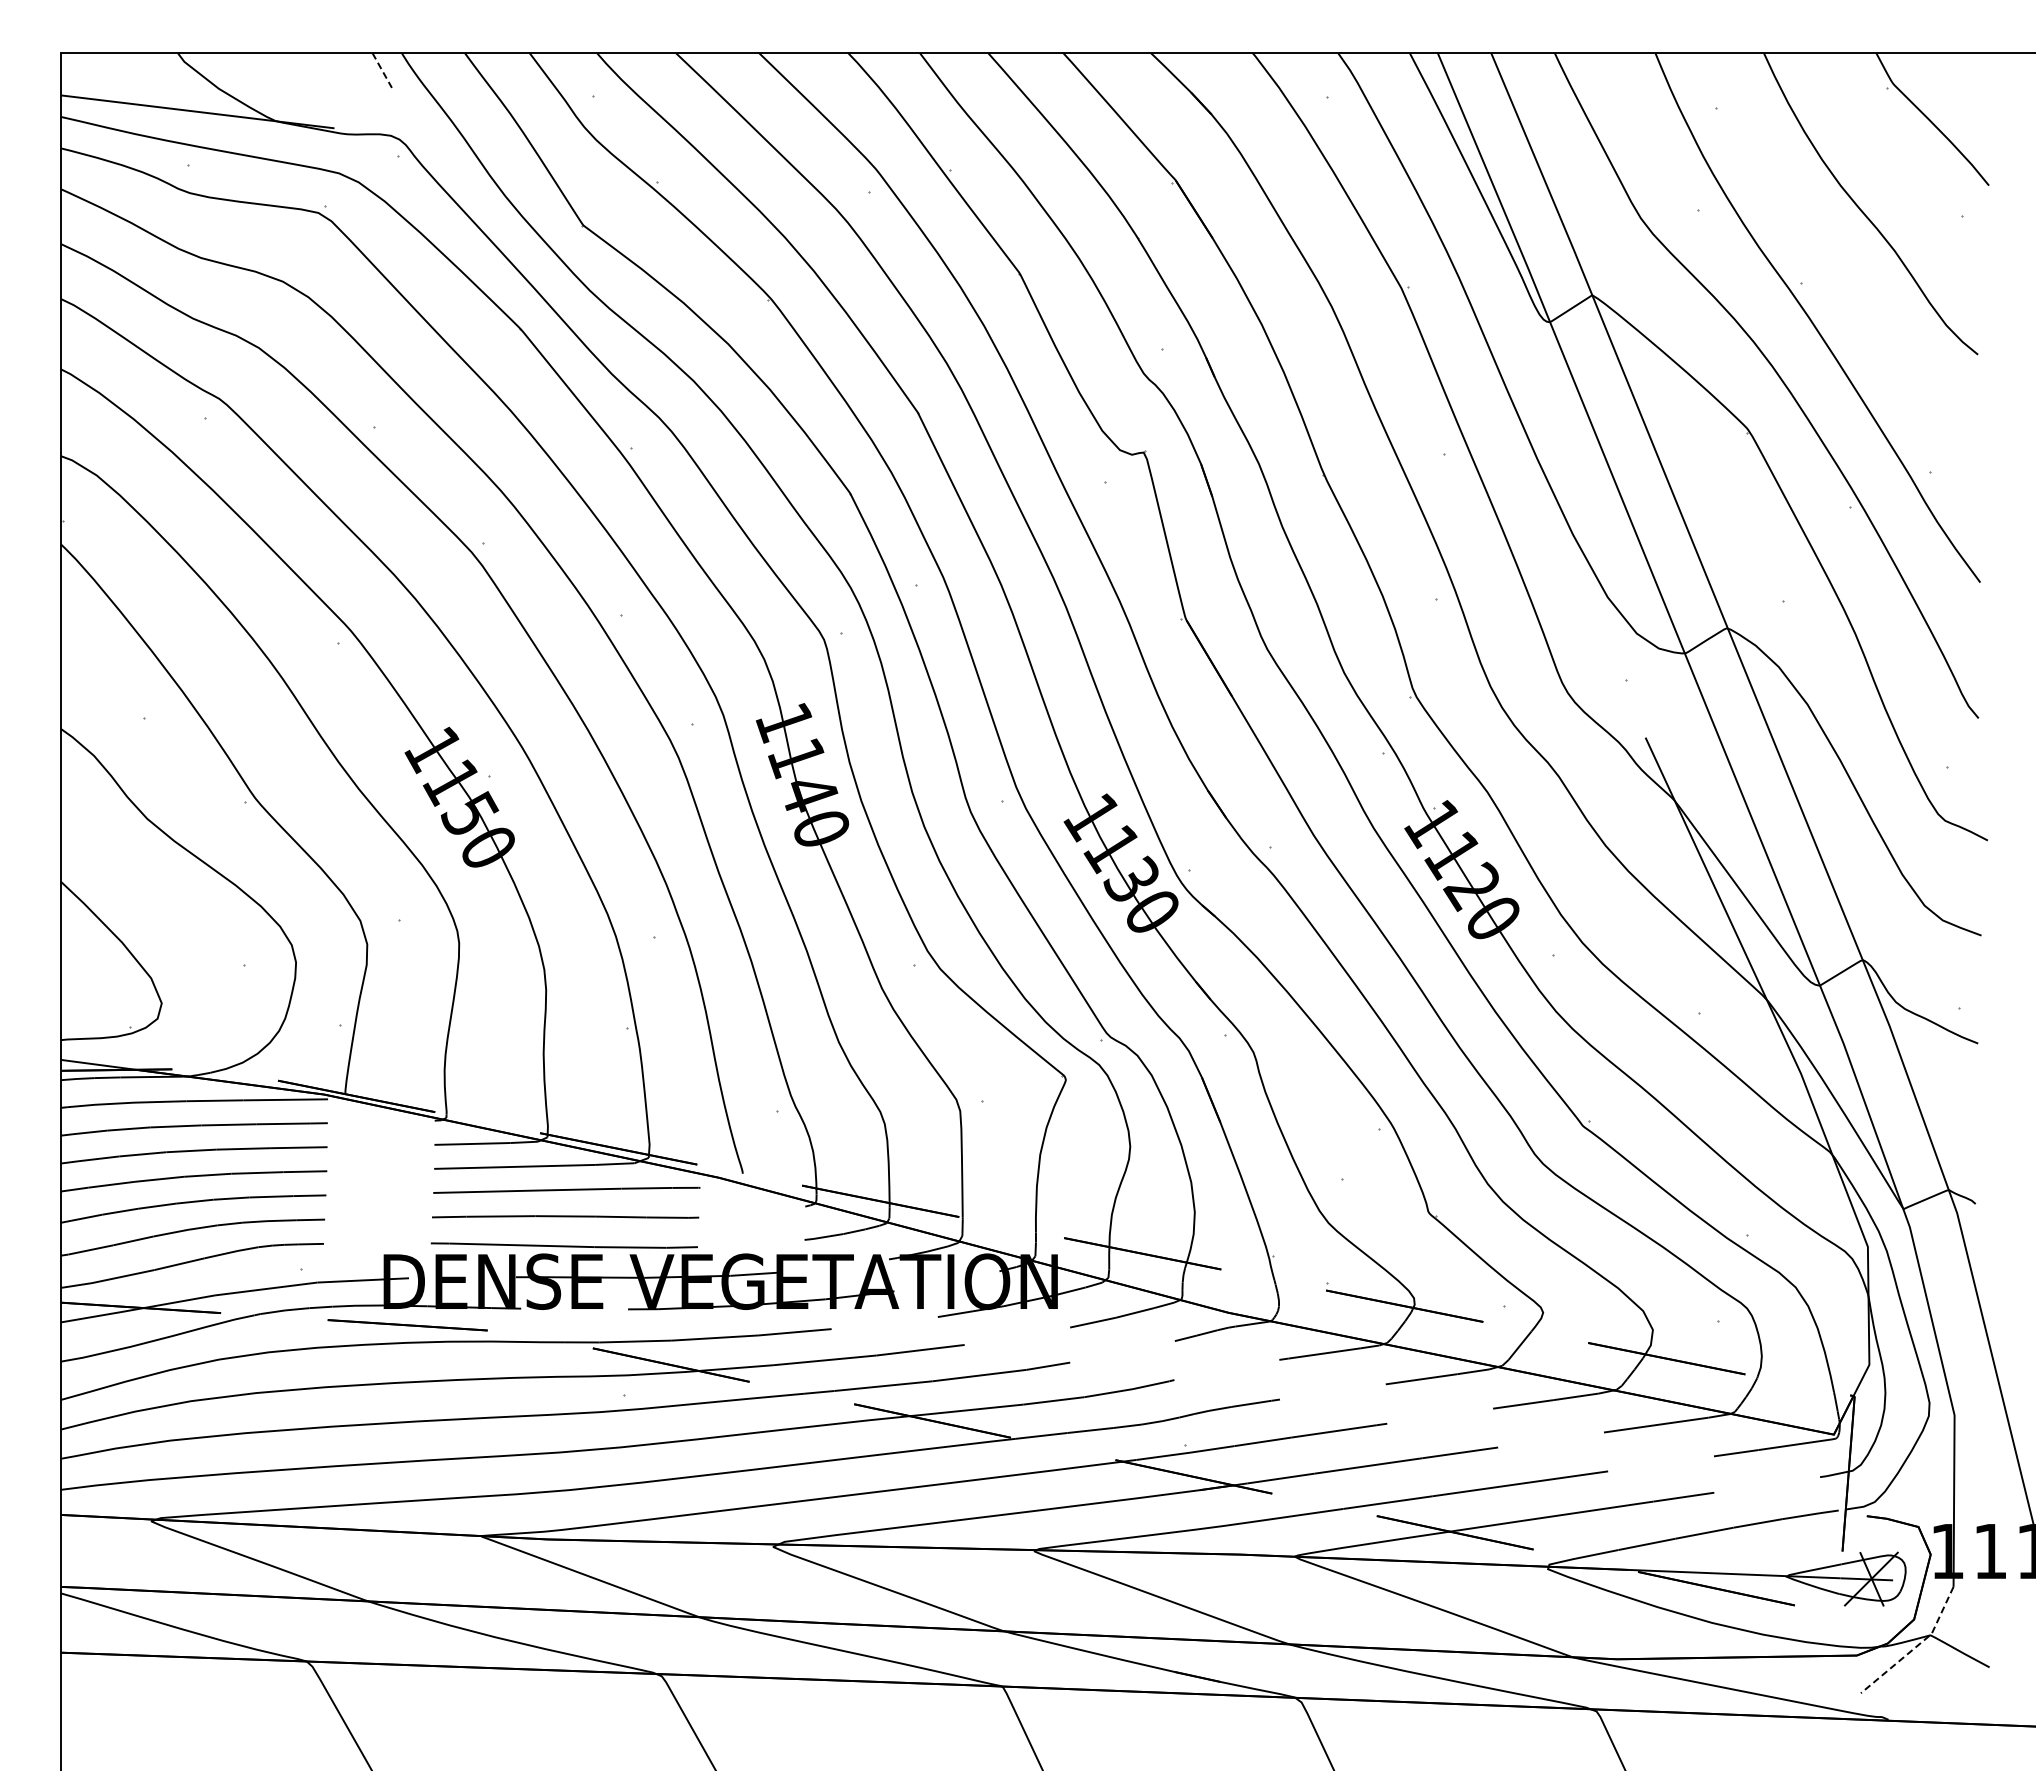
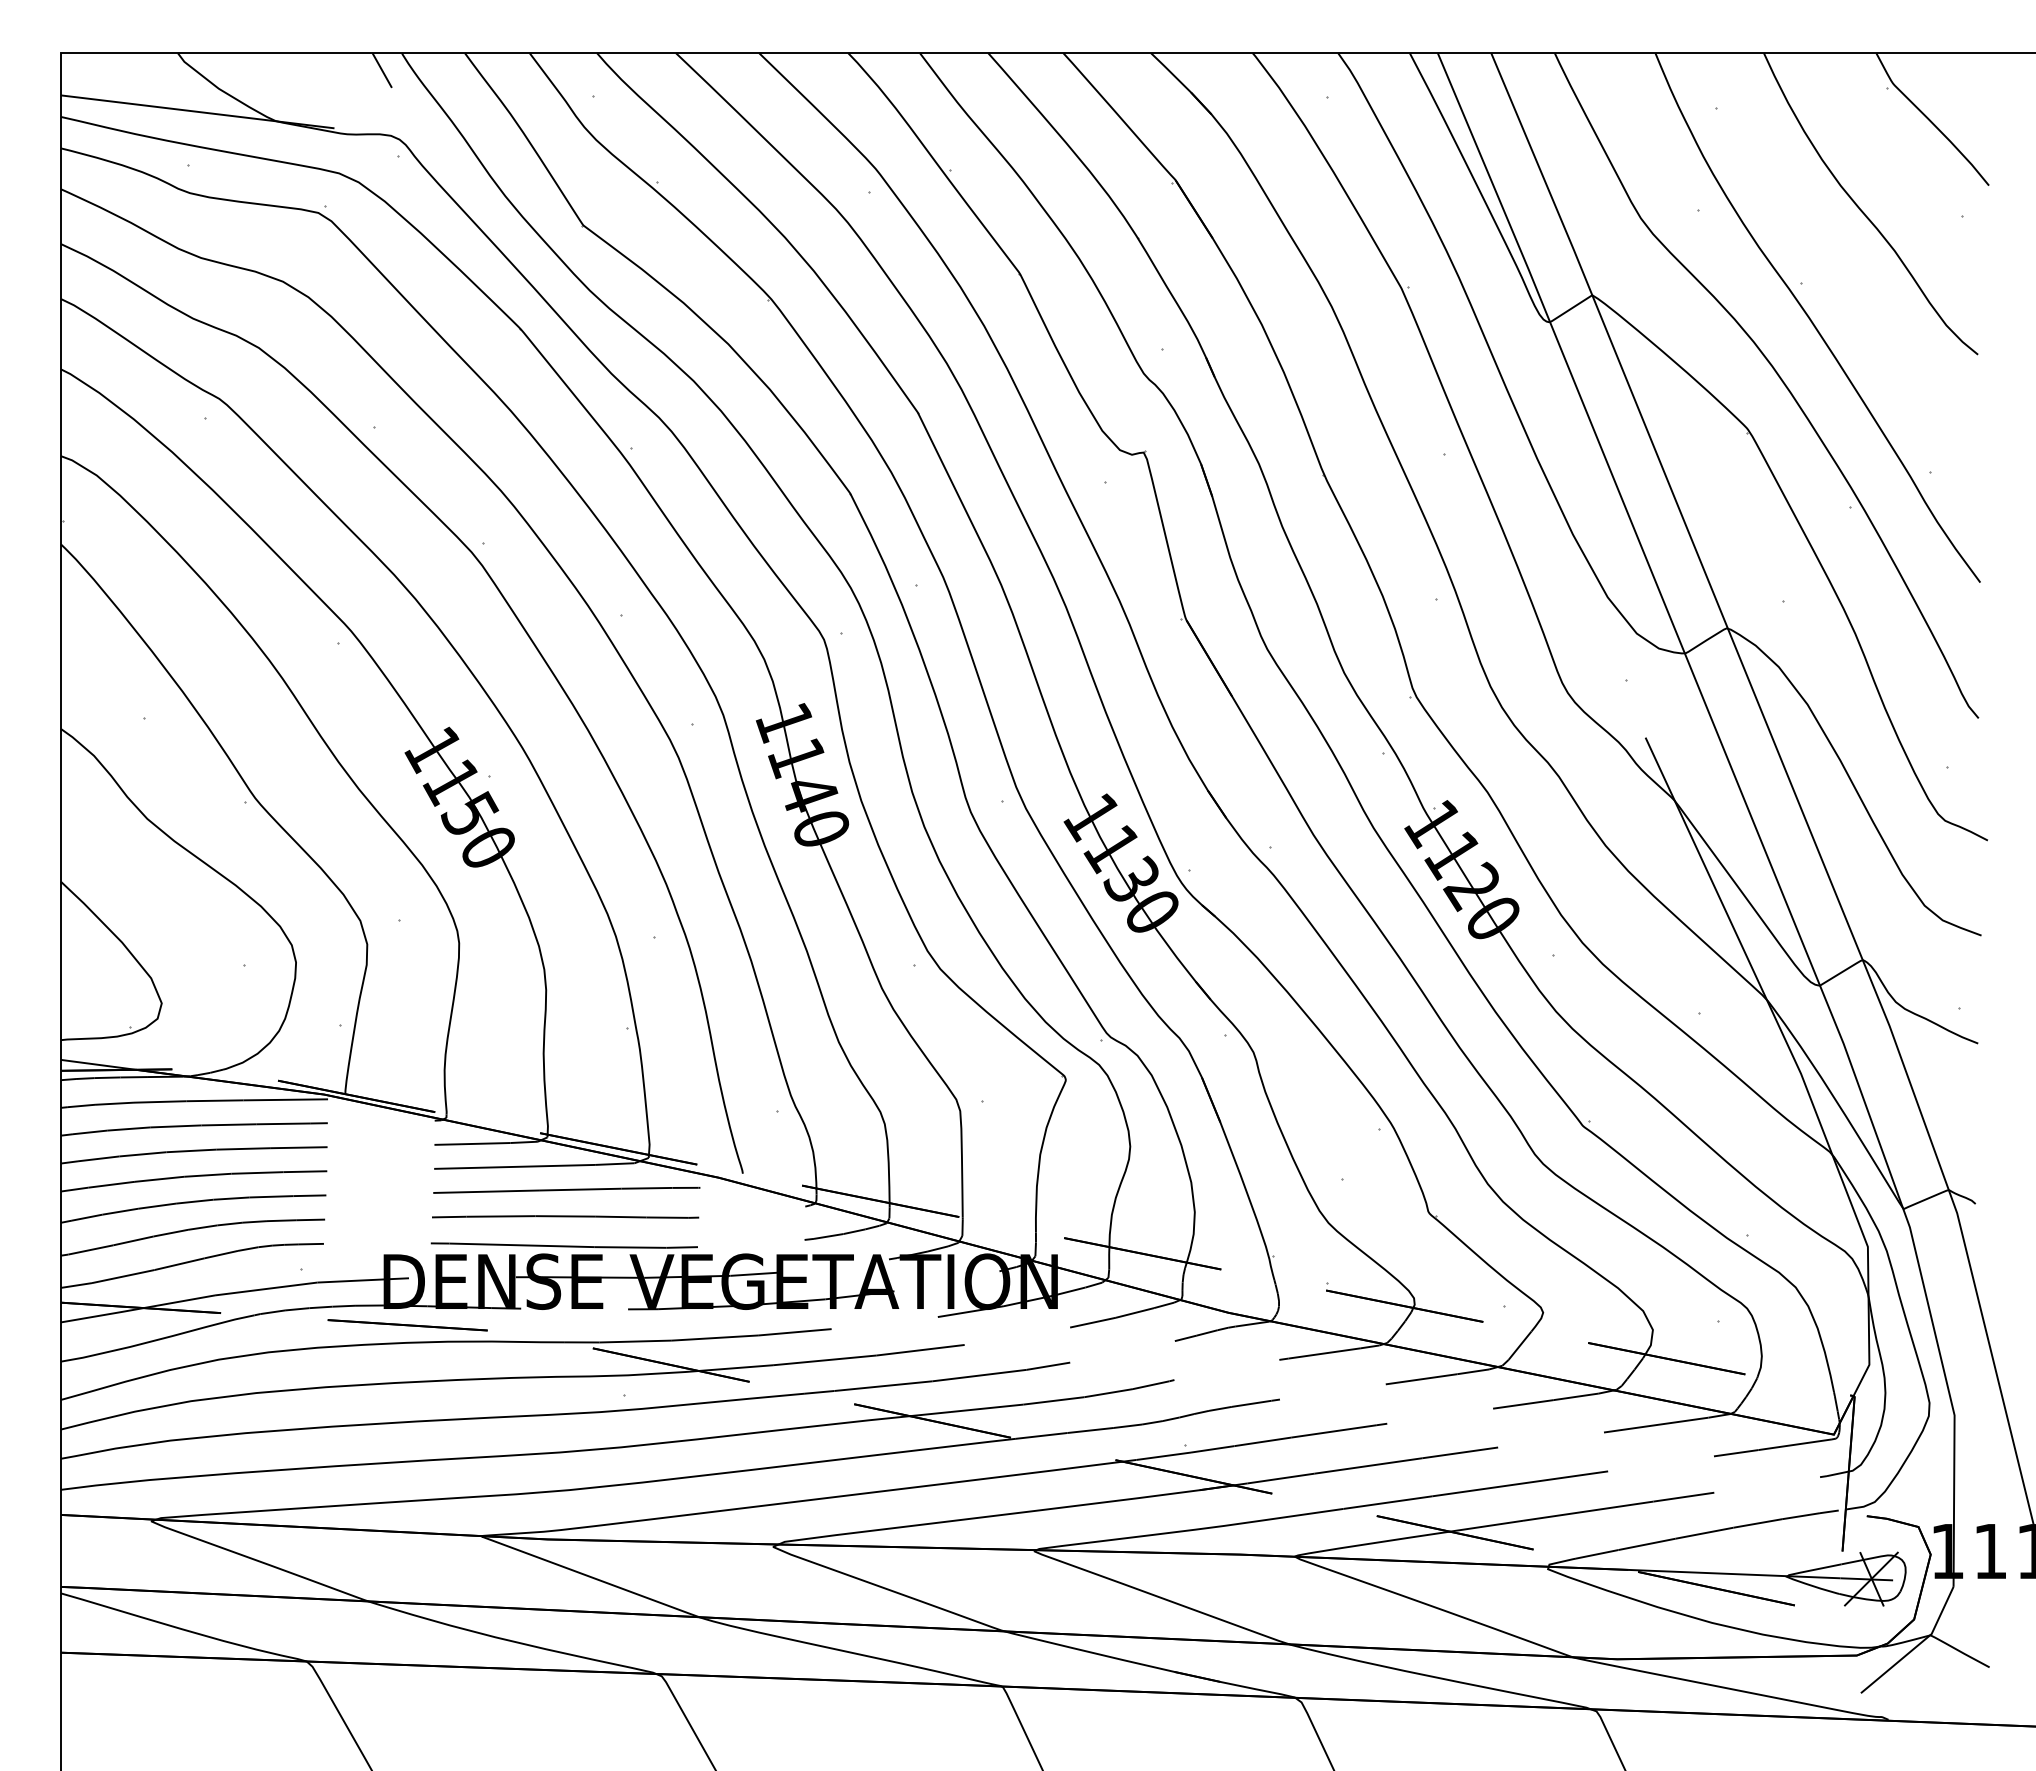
line: dashed -> solid (382, 70)
line: dashed -> solid (1916, 1646)
